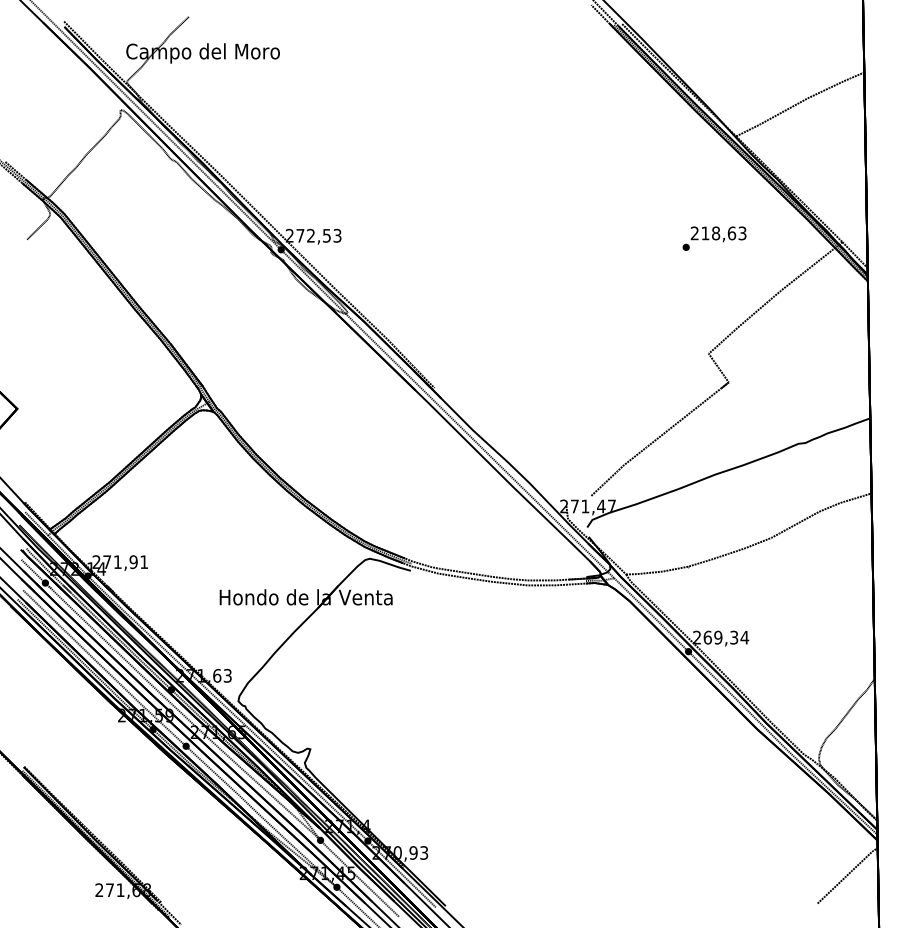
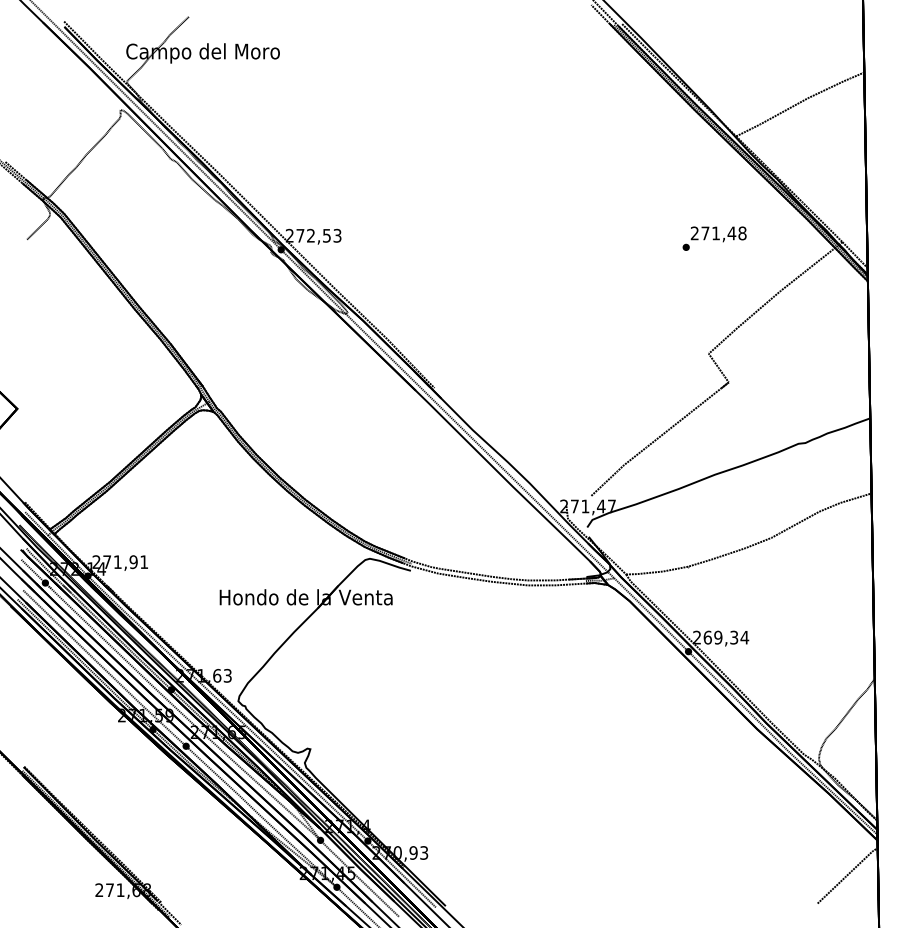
text: 218,63 -> 271,48 (723, 233)
